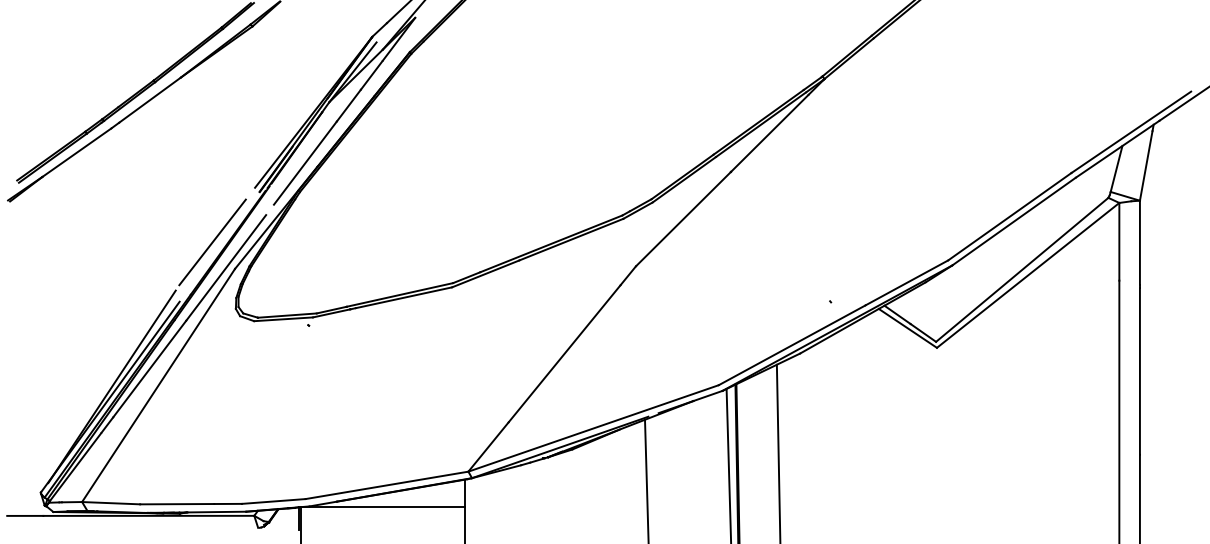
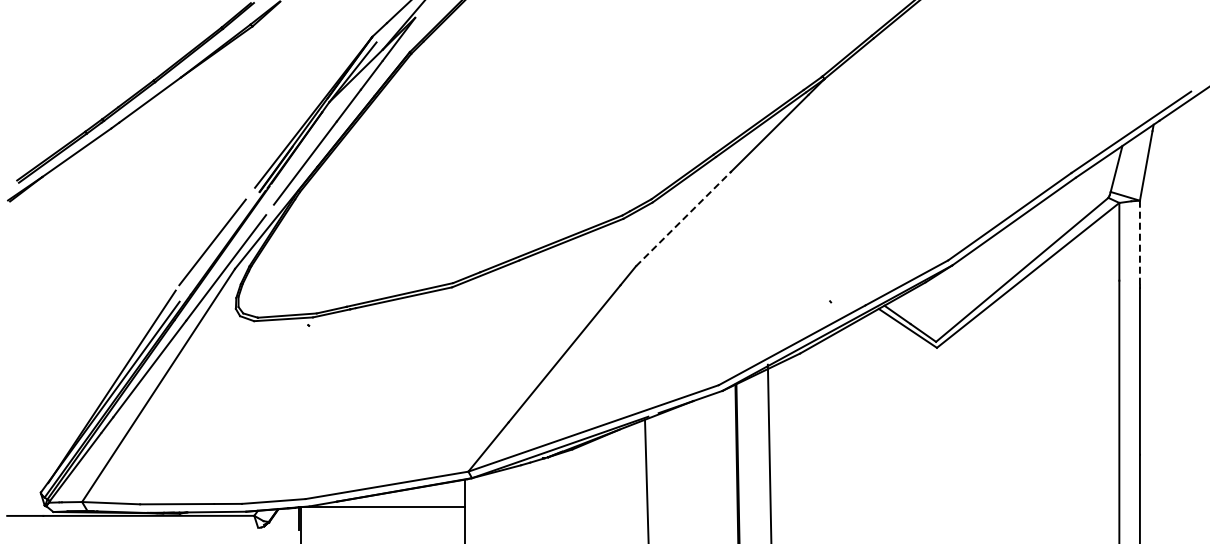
line: solid -> dashed (683, 219)
line: solid -> dashed (1139, 243)
line position: (778, 452) -> (769, 452) (769, 452)
line: present -> none (728, 464)
